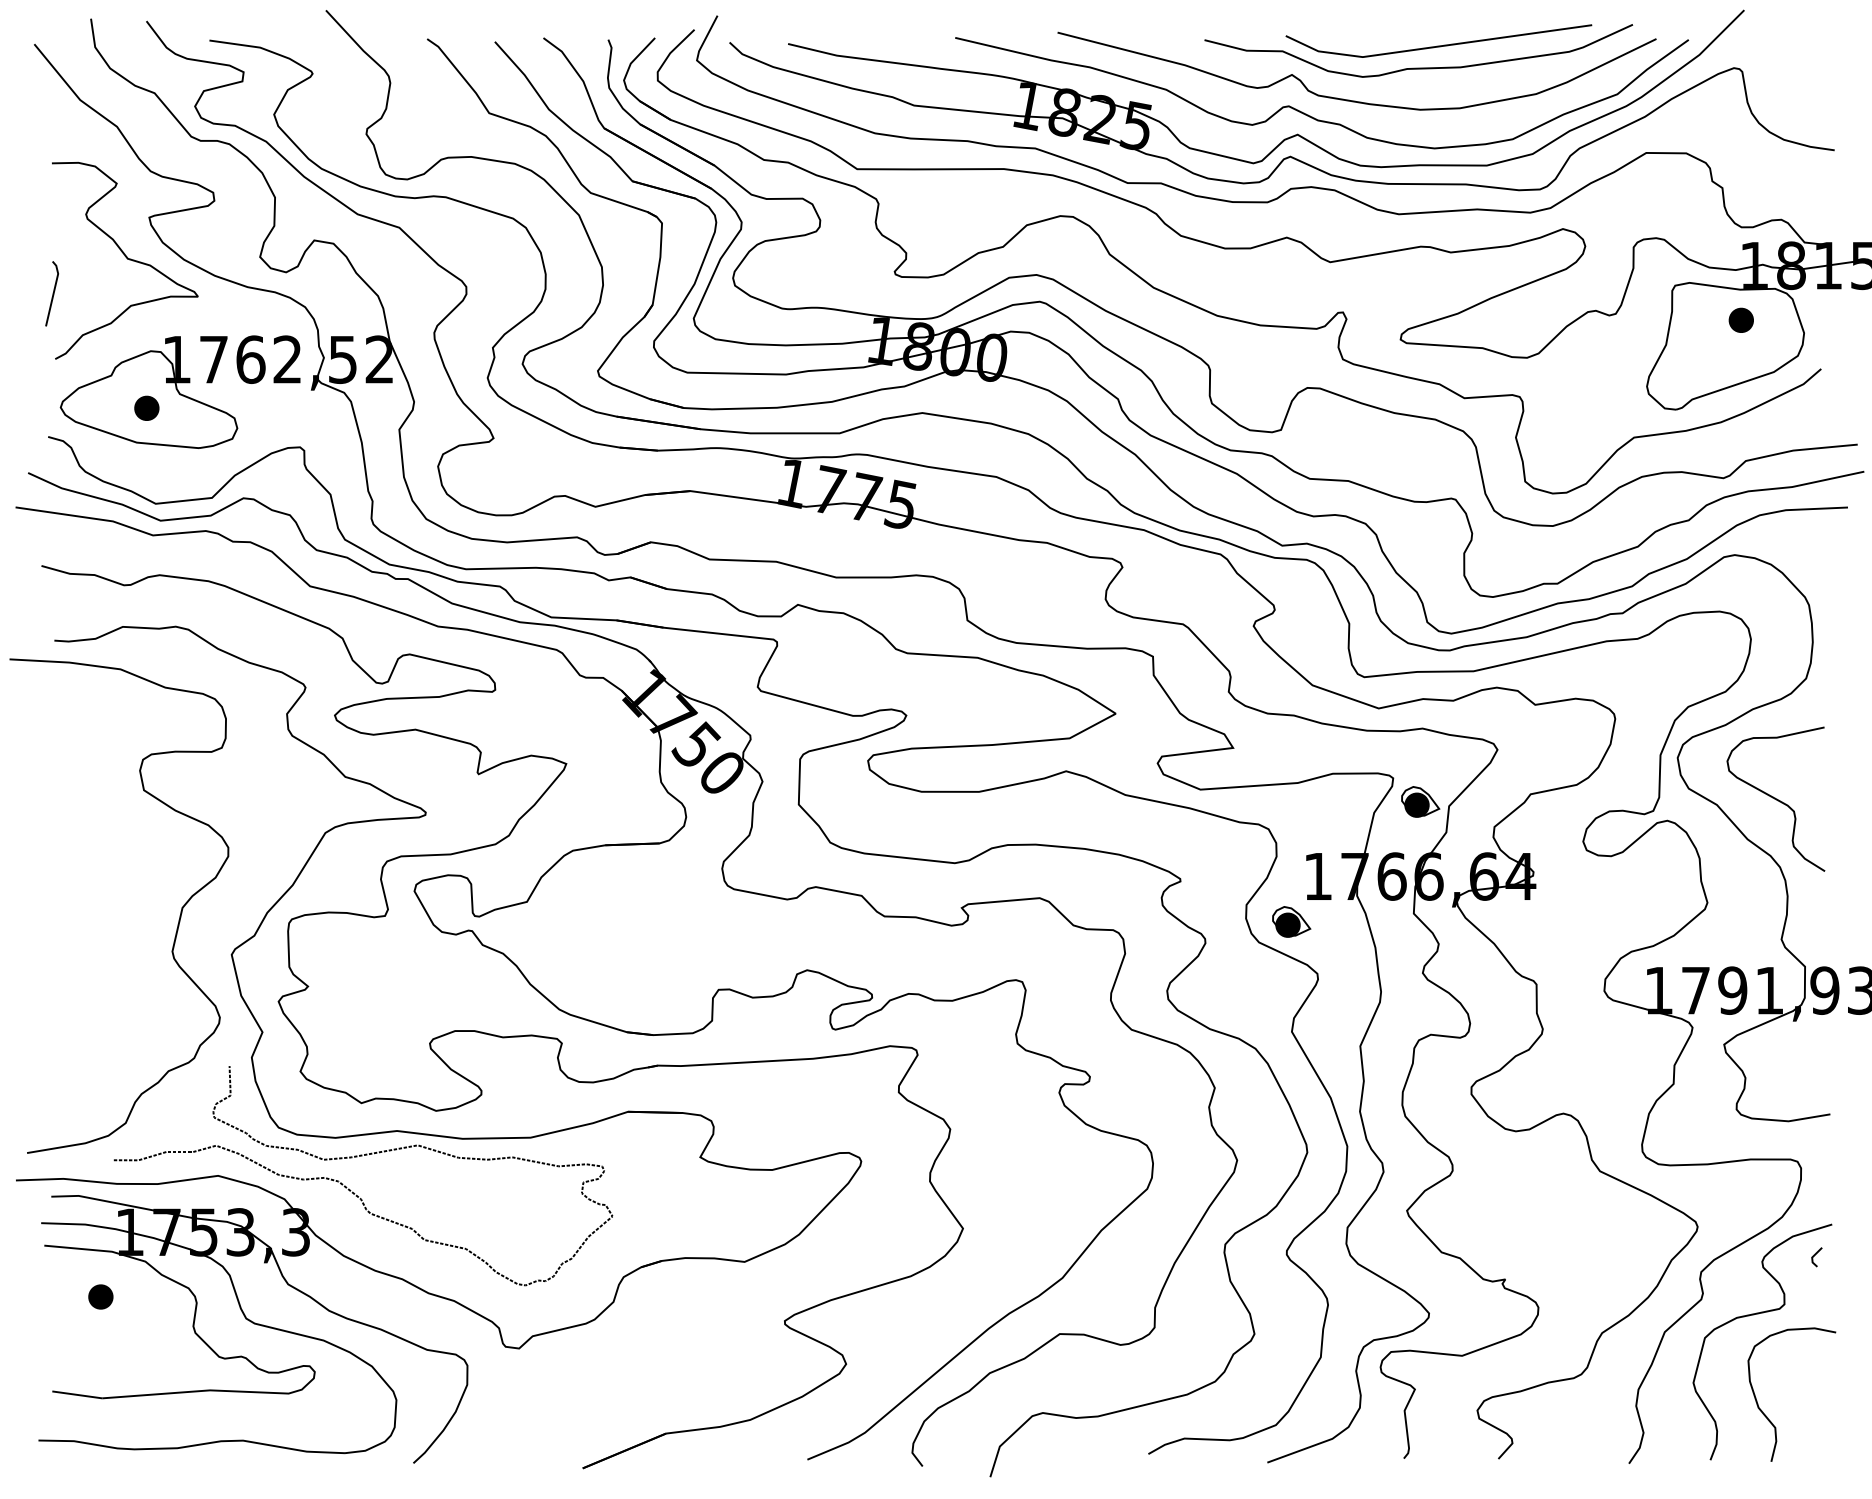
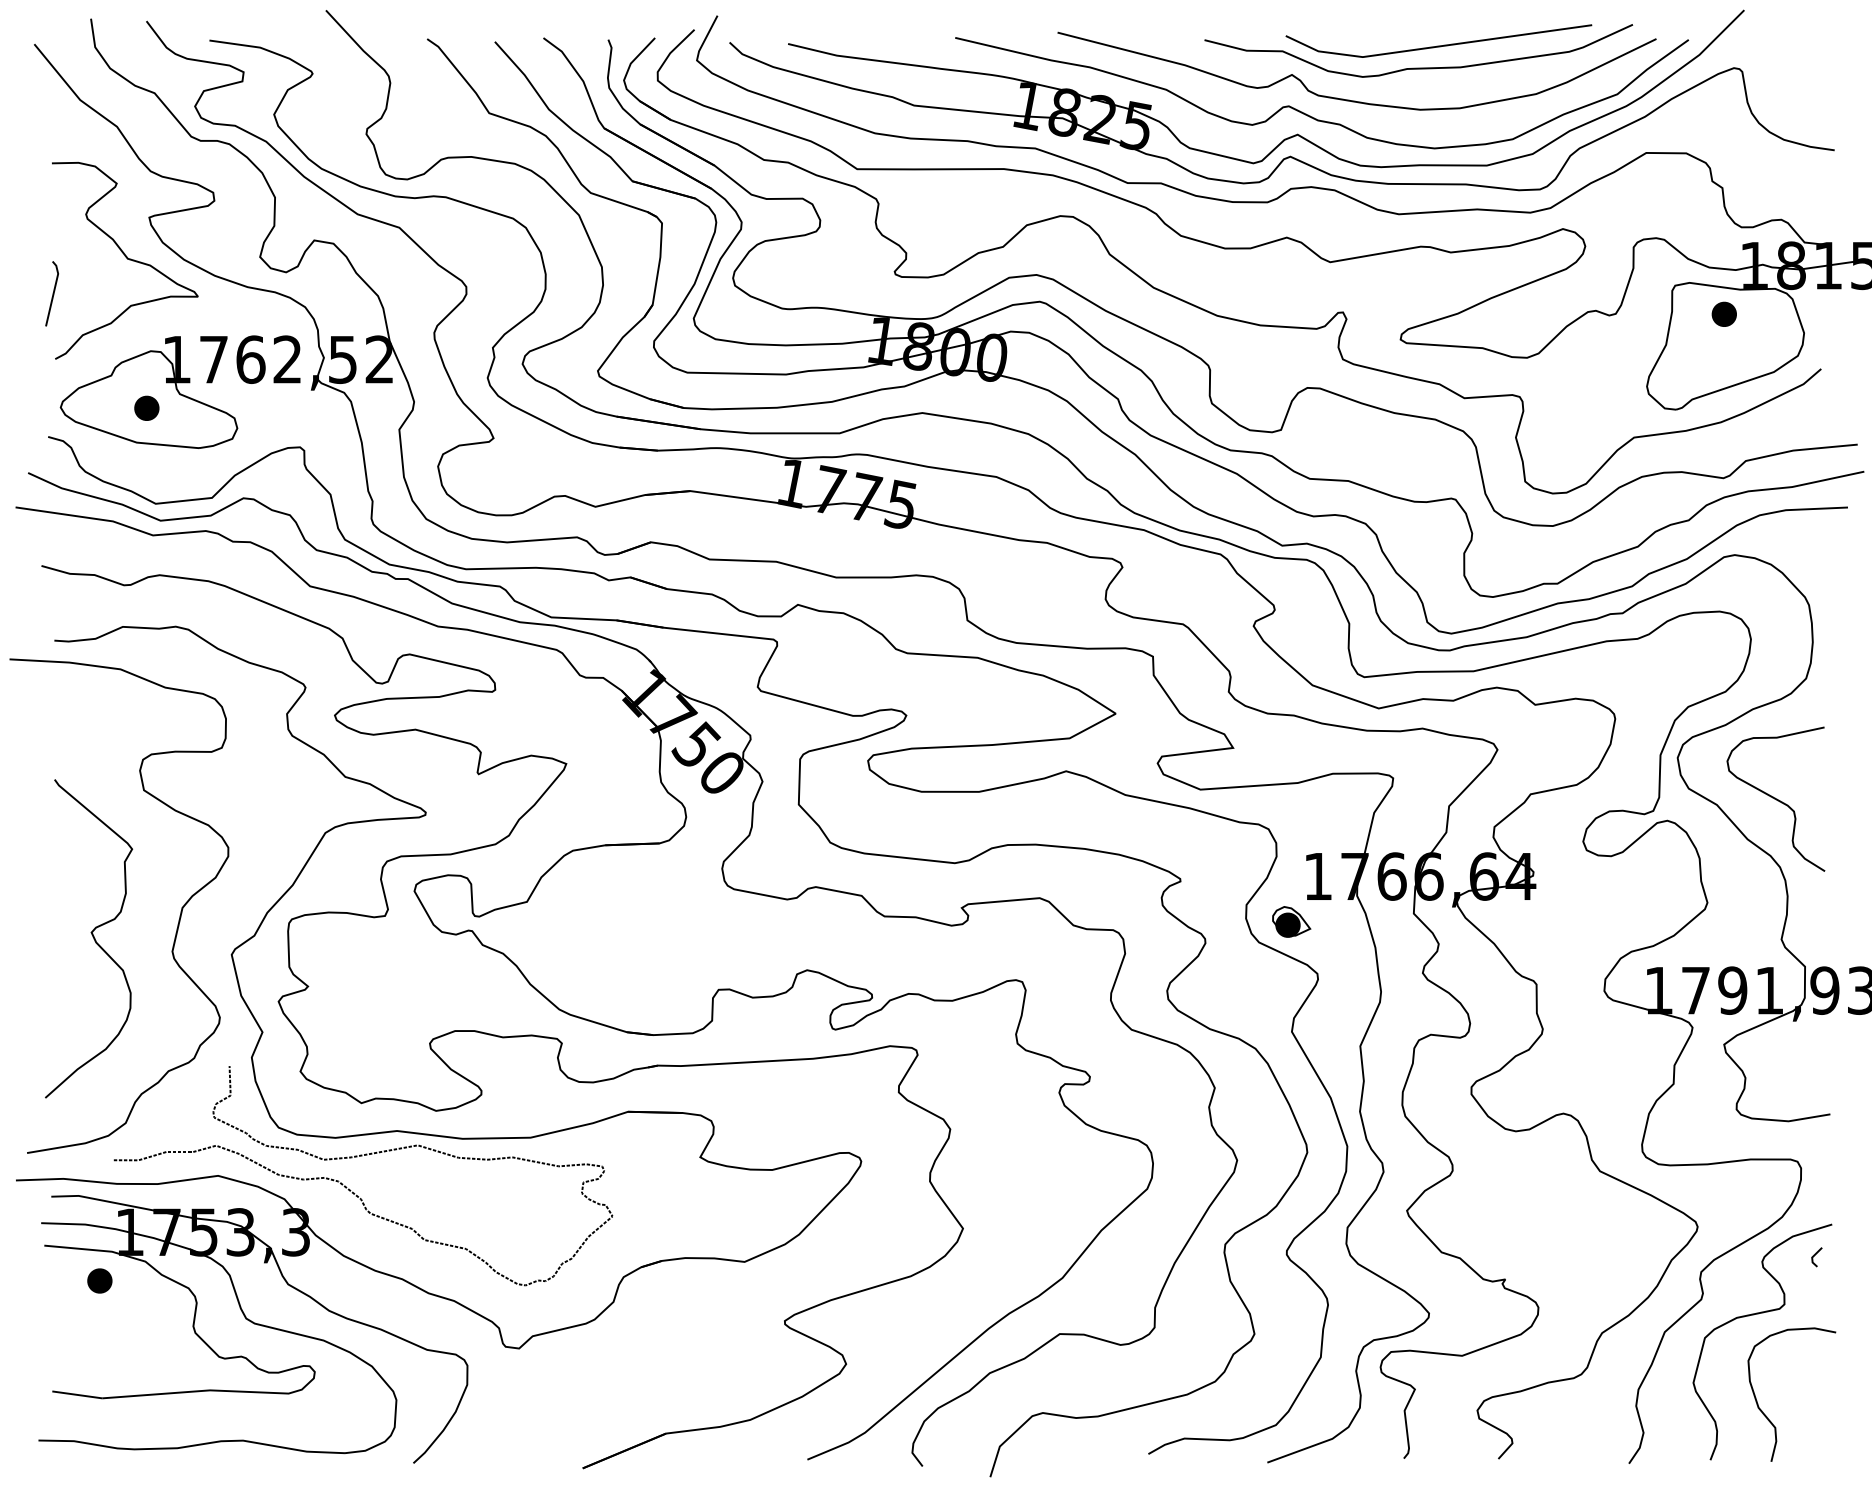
part position: (1740, 319) -> (1723, 313) (1723, 313)
part: present -> none (1420, 801)
part: none -> present (89, 938)
part position: (100, 1296) -> (99, 1280) (99, 1280)
